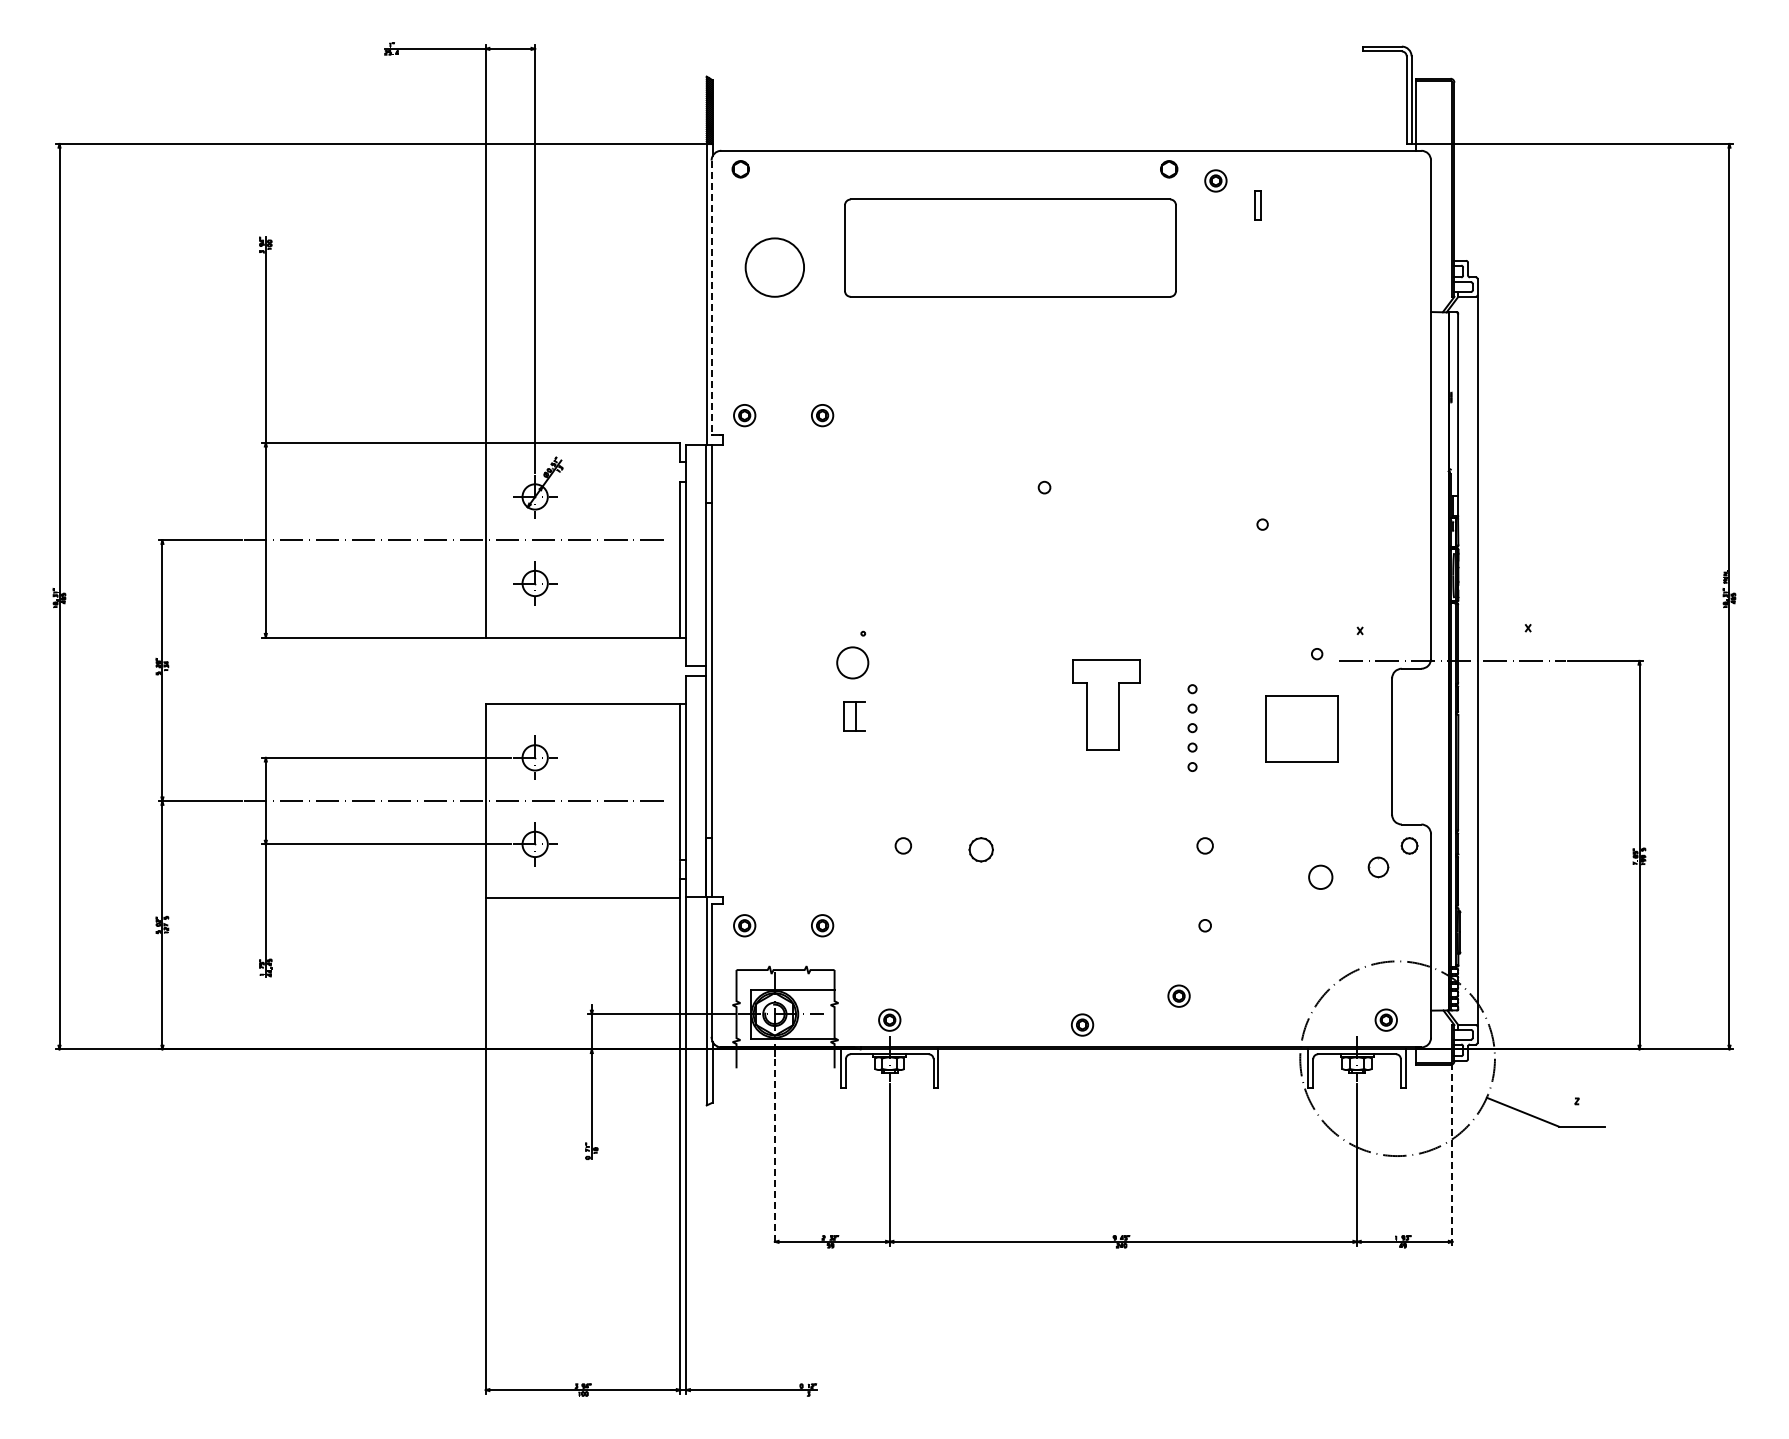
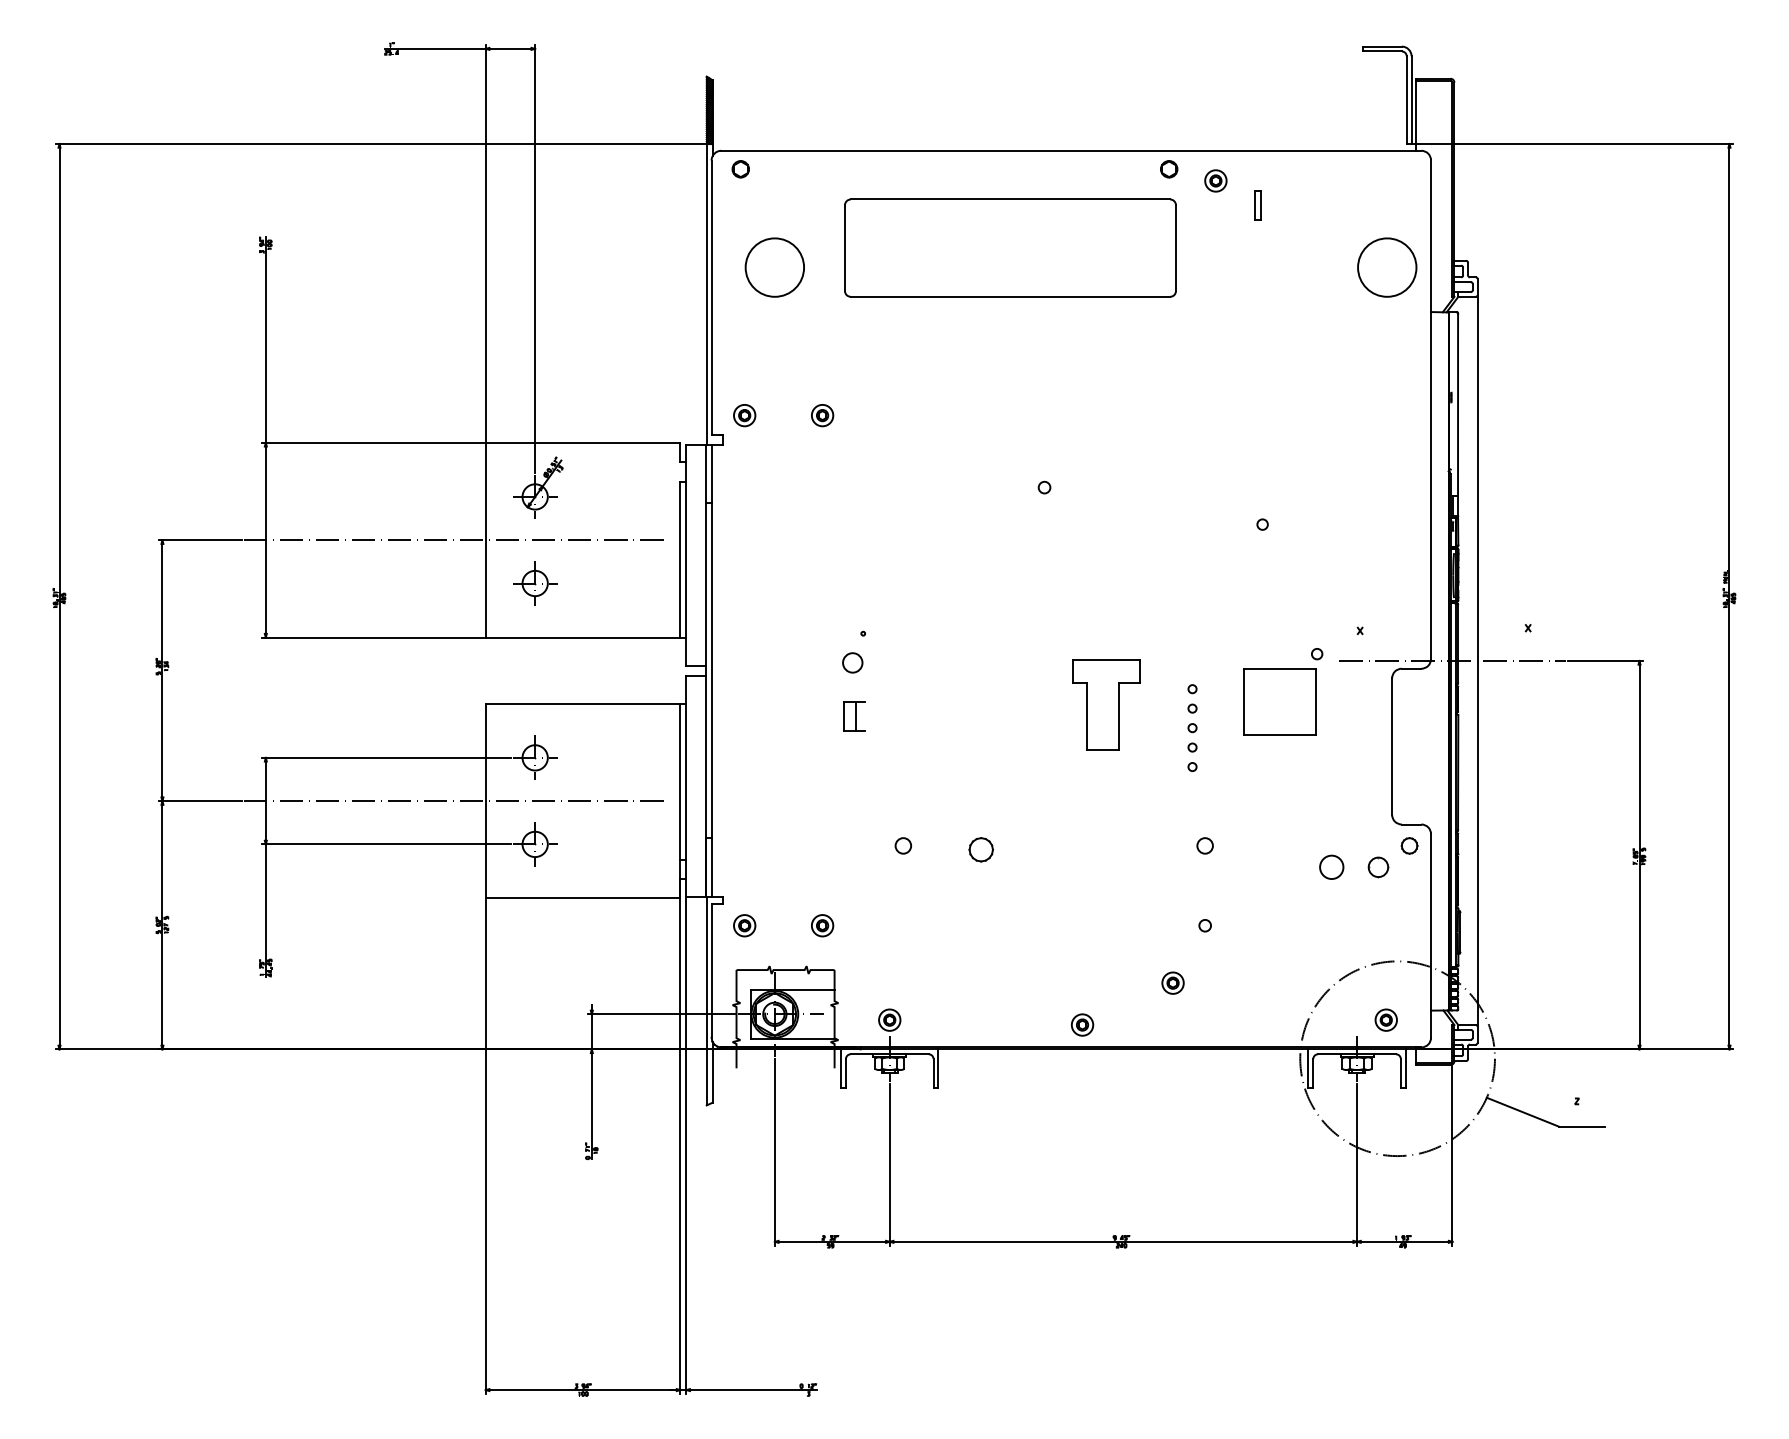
circle: none -> present (1387, 267)
line: dashed -> solid (711, 298)
circle diameter: 31 px -> 19 px (852, 662)
part position: (1301, 728) -> (1279, 701) (1279, 701)
circle position: (1320, 876) -> (1331, 866) (1331, 866)
part position: (1178, 995) -> (1172, 982) (1172, 982)
line: dashed -> solid (774, 1152)
line: dashed -> solid (1452, 1154)
